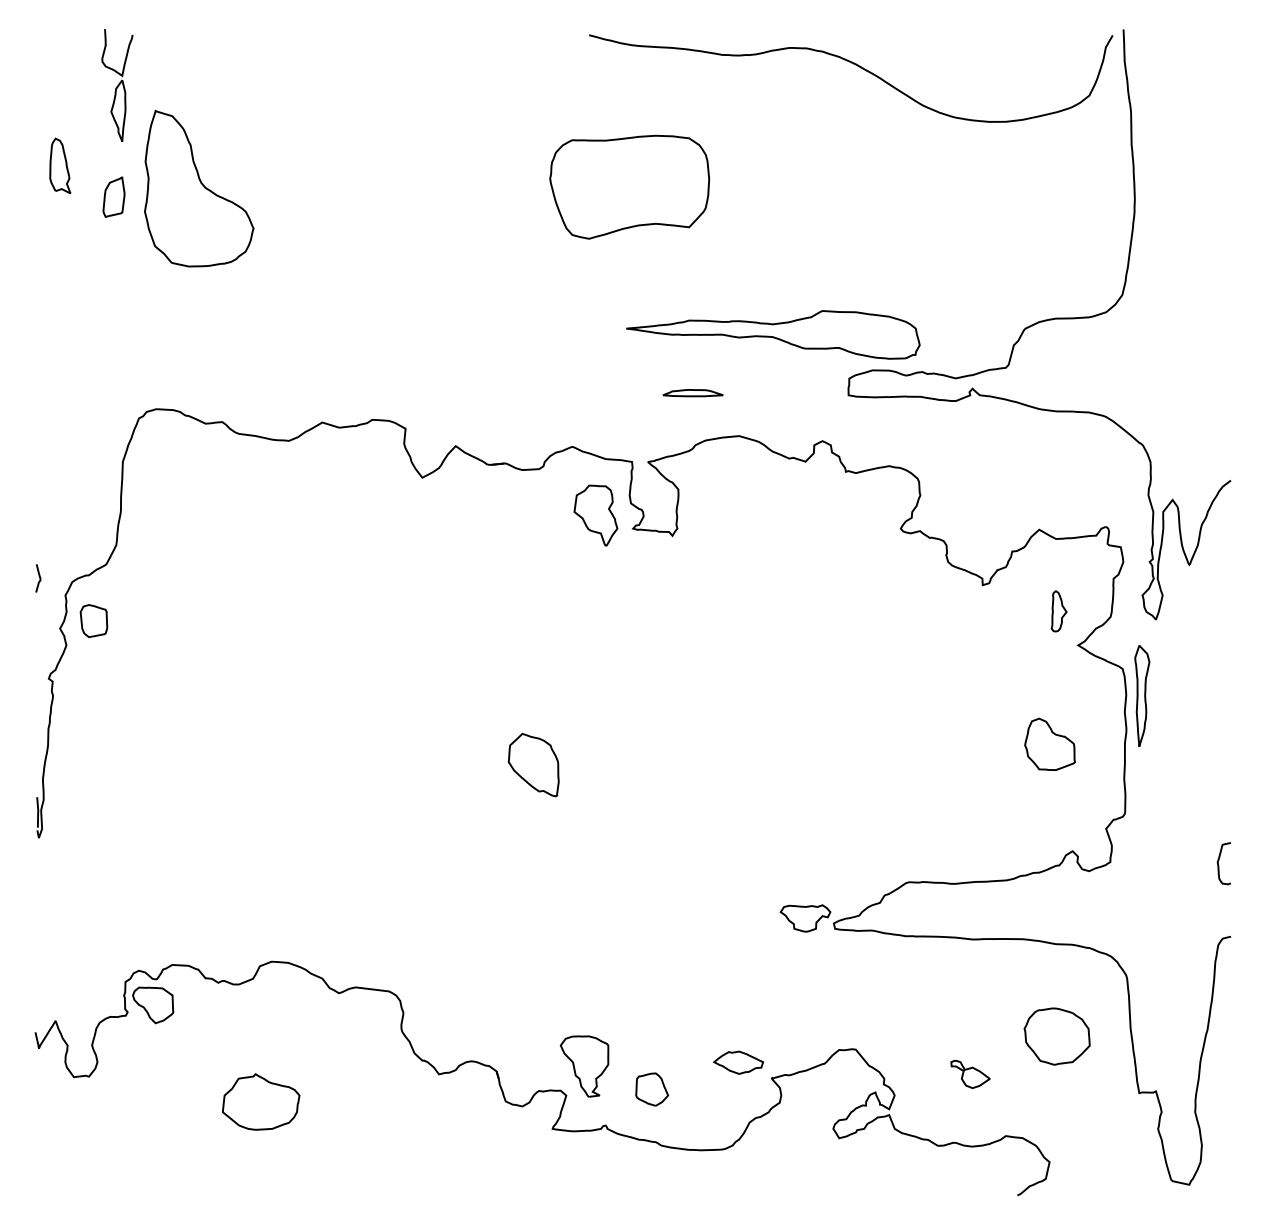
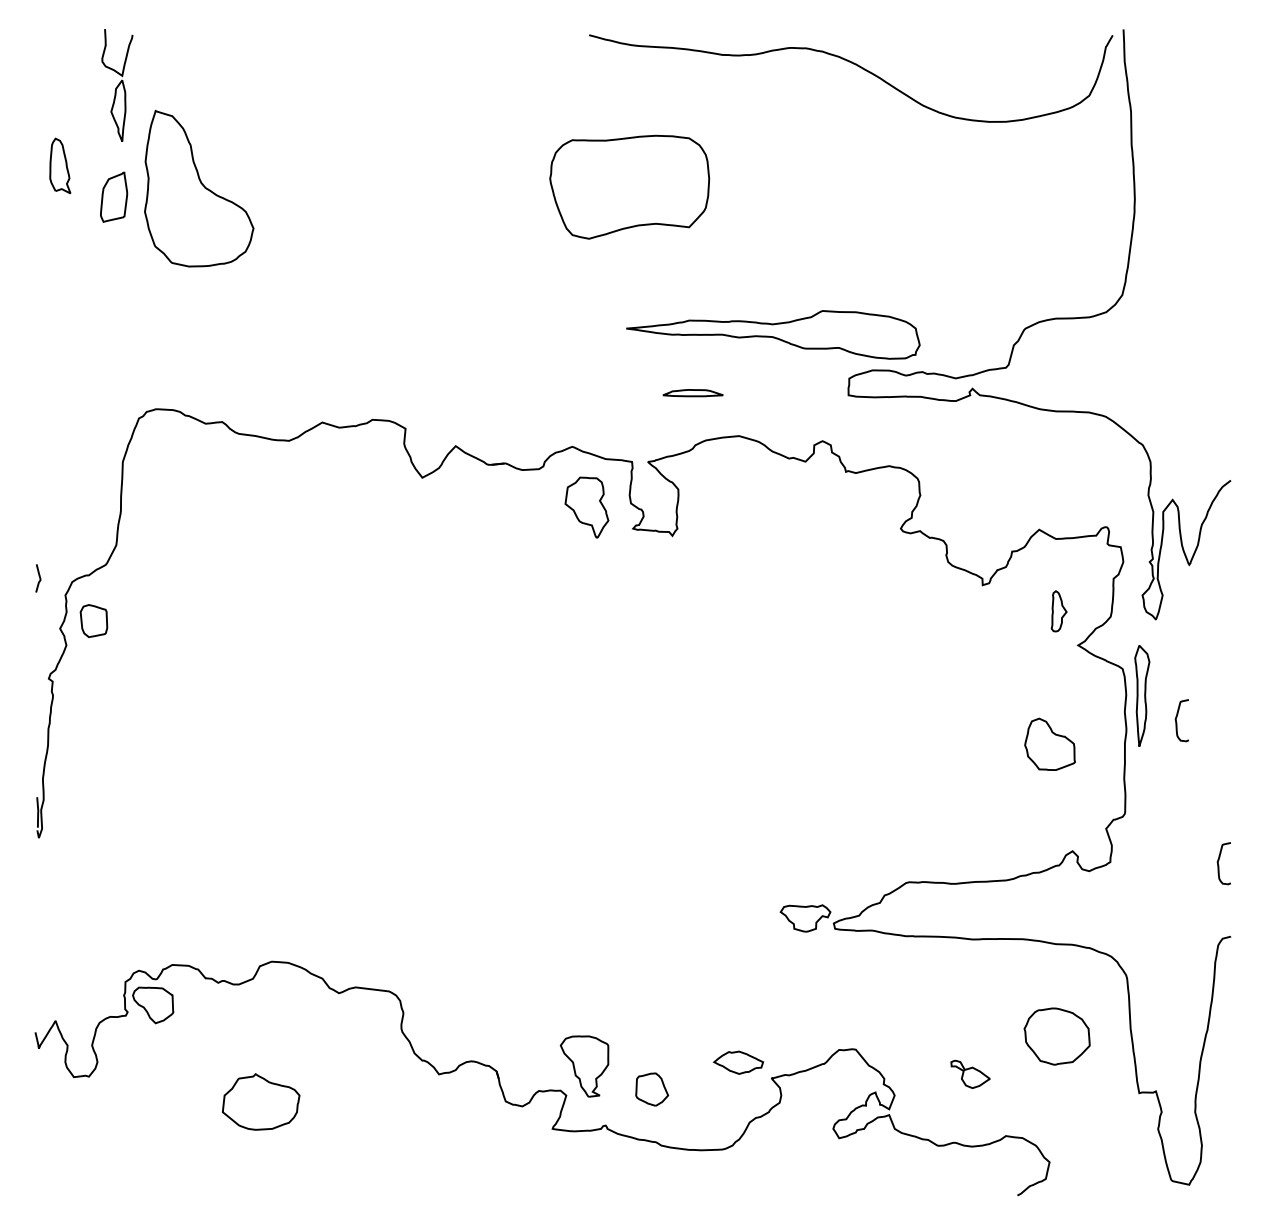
part size: 24x42 px -> 29x52 px (114, 196)
part position: (595, 515) -> (586, 507) (586, 507)
curve: none -> present (1177, 722)
part: present -> none (533, 764)
